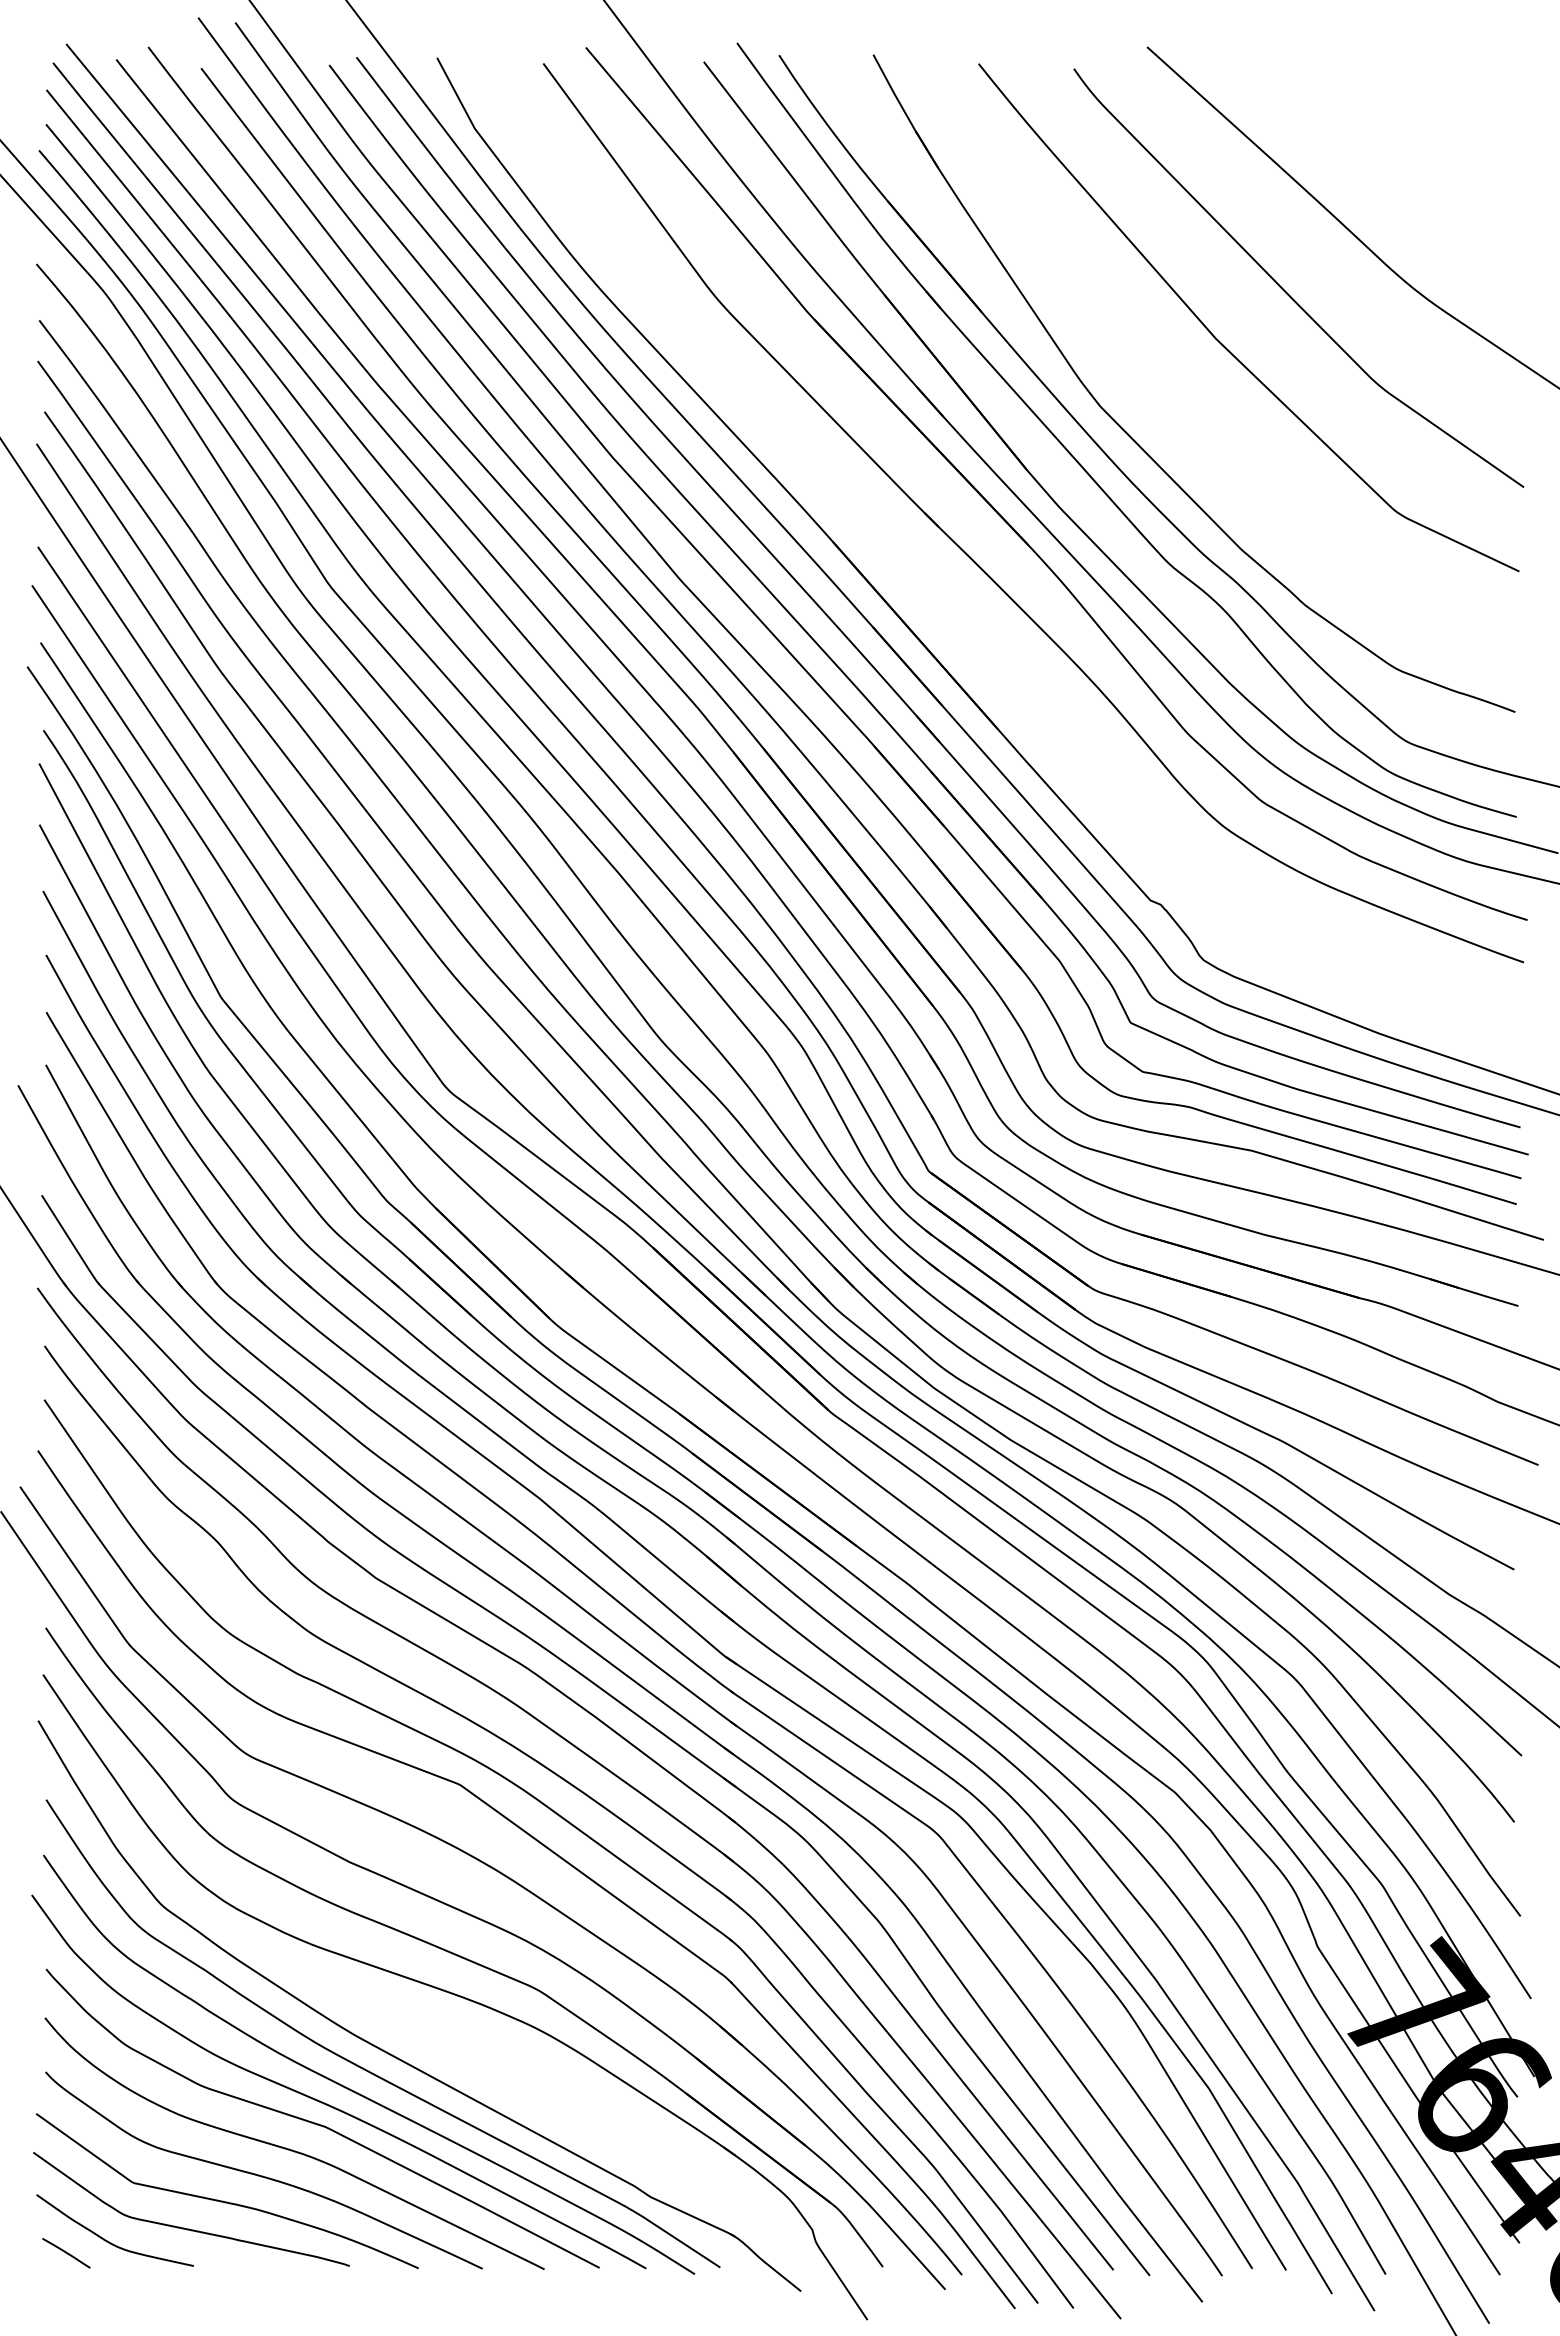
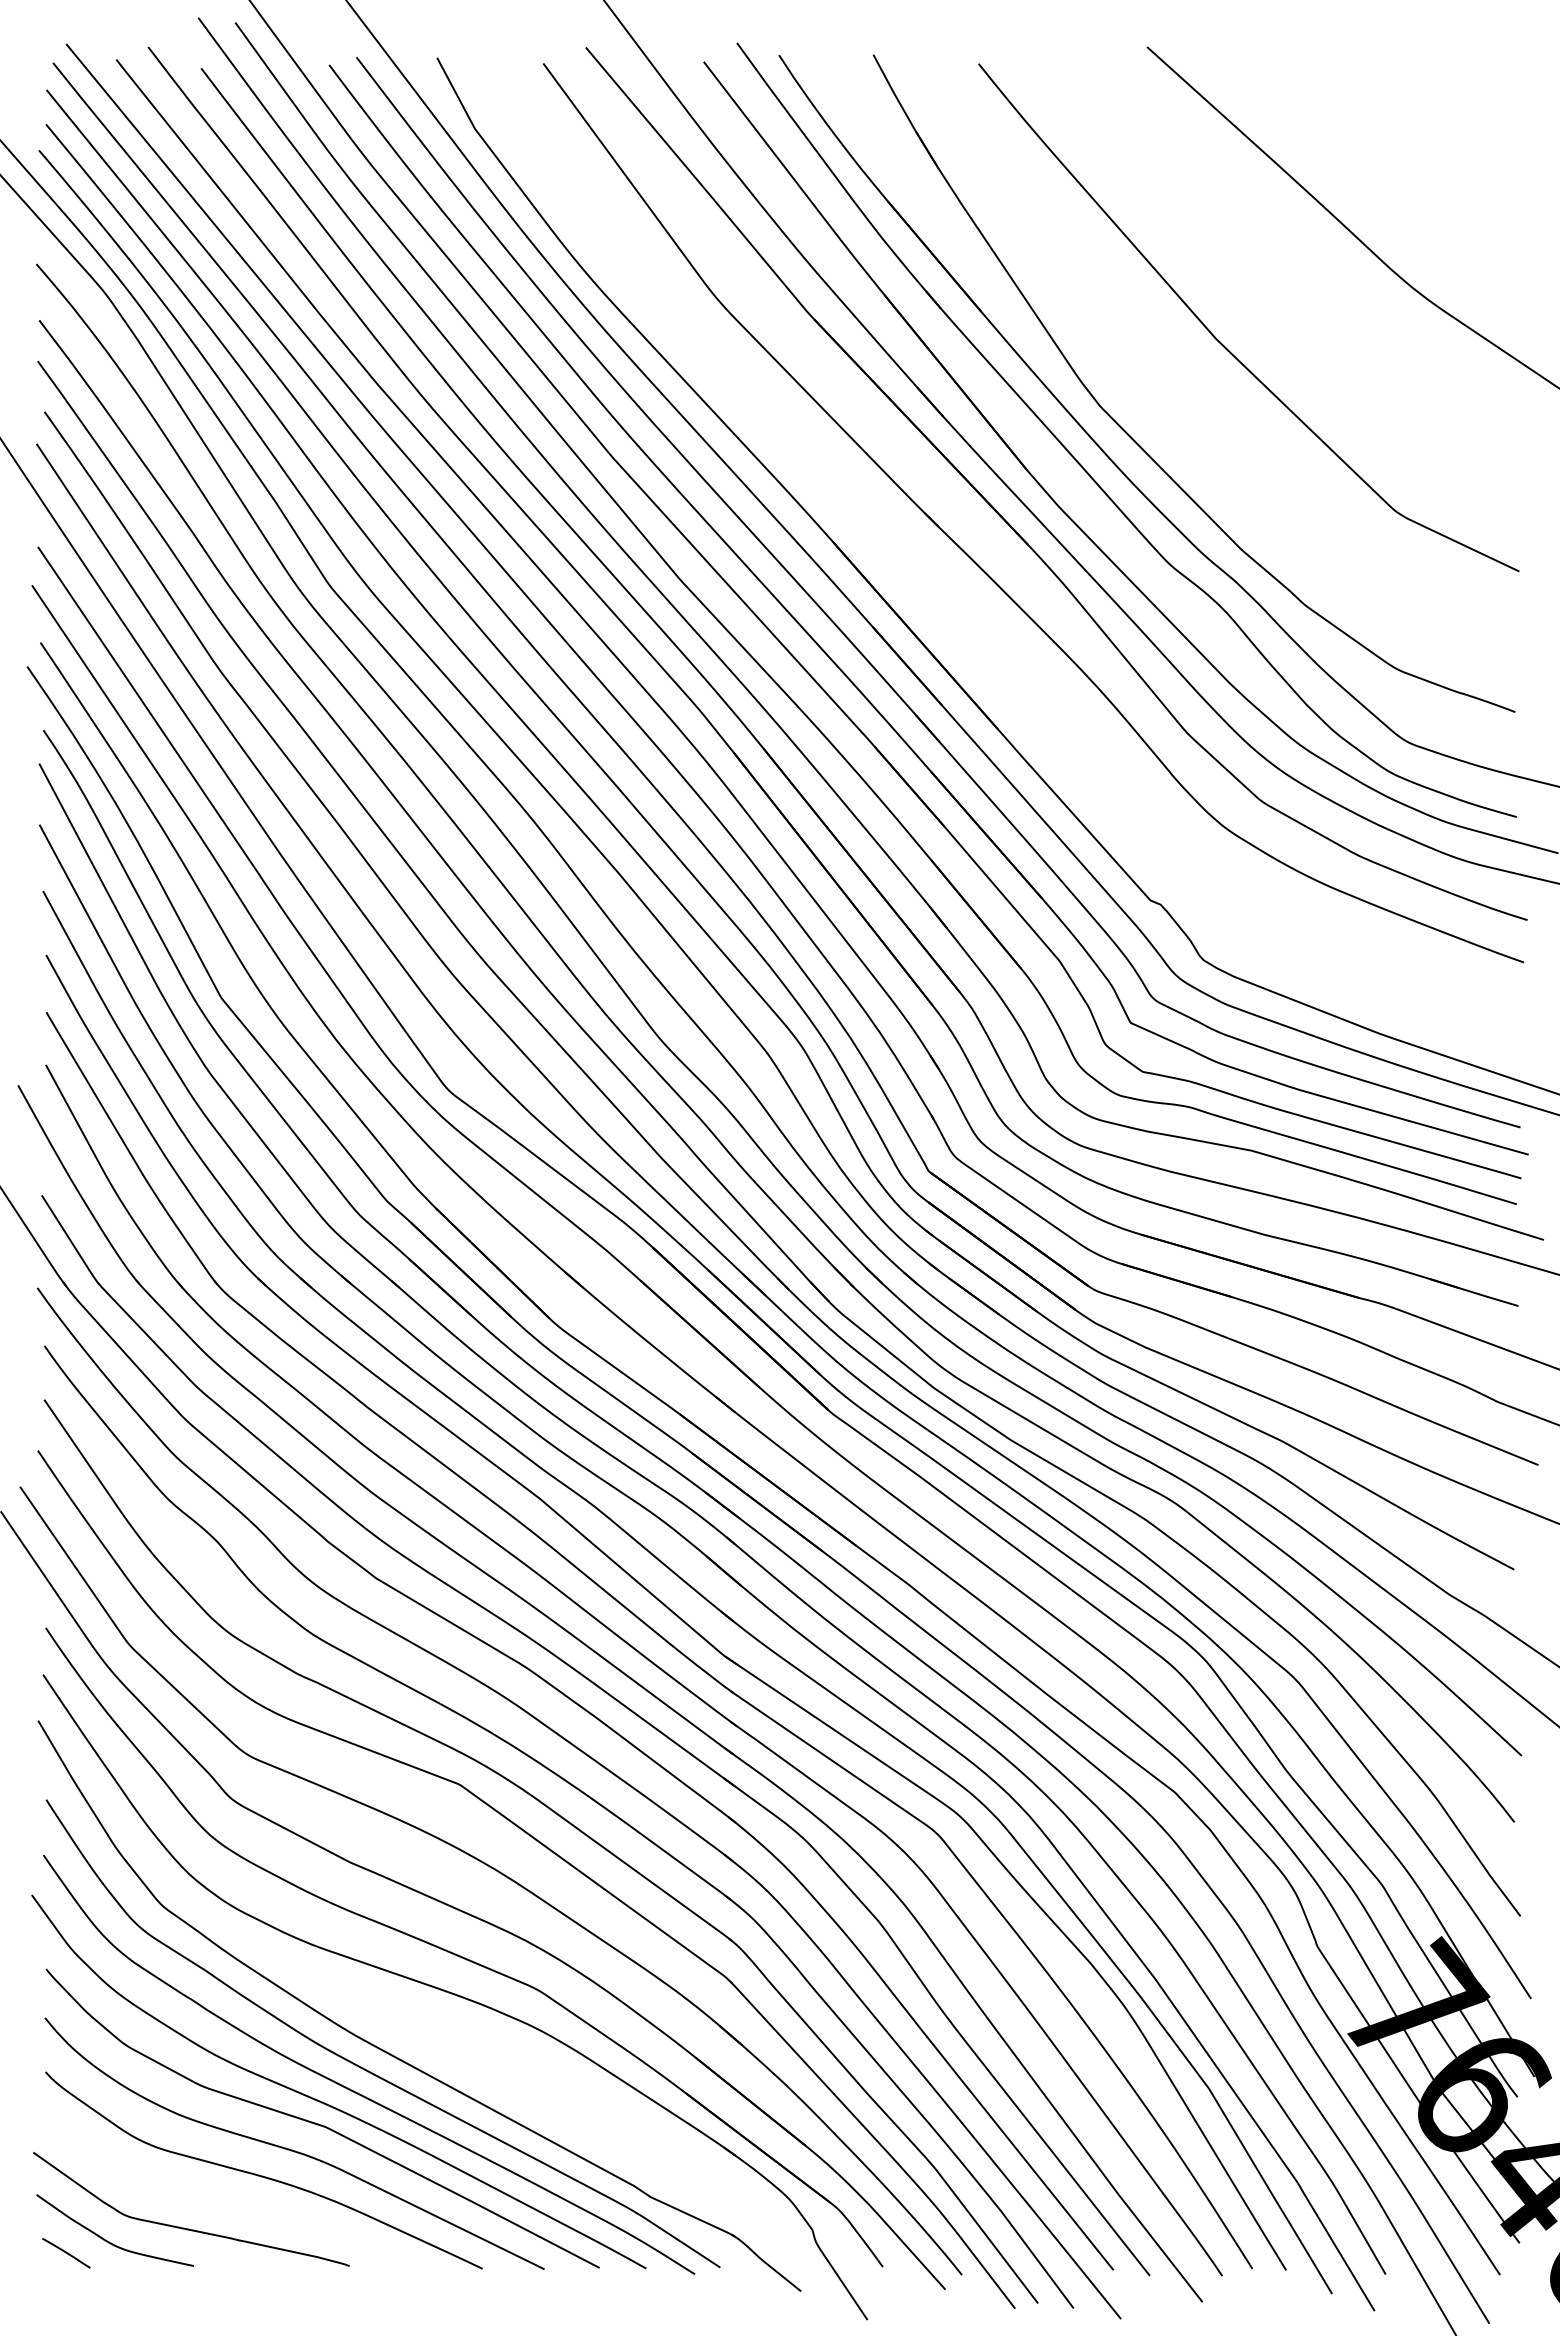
curve: present -> none (1285, 290)
curve: present -> none (227, 2201)
